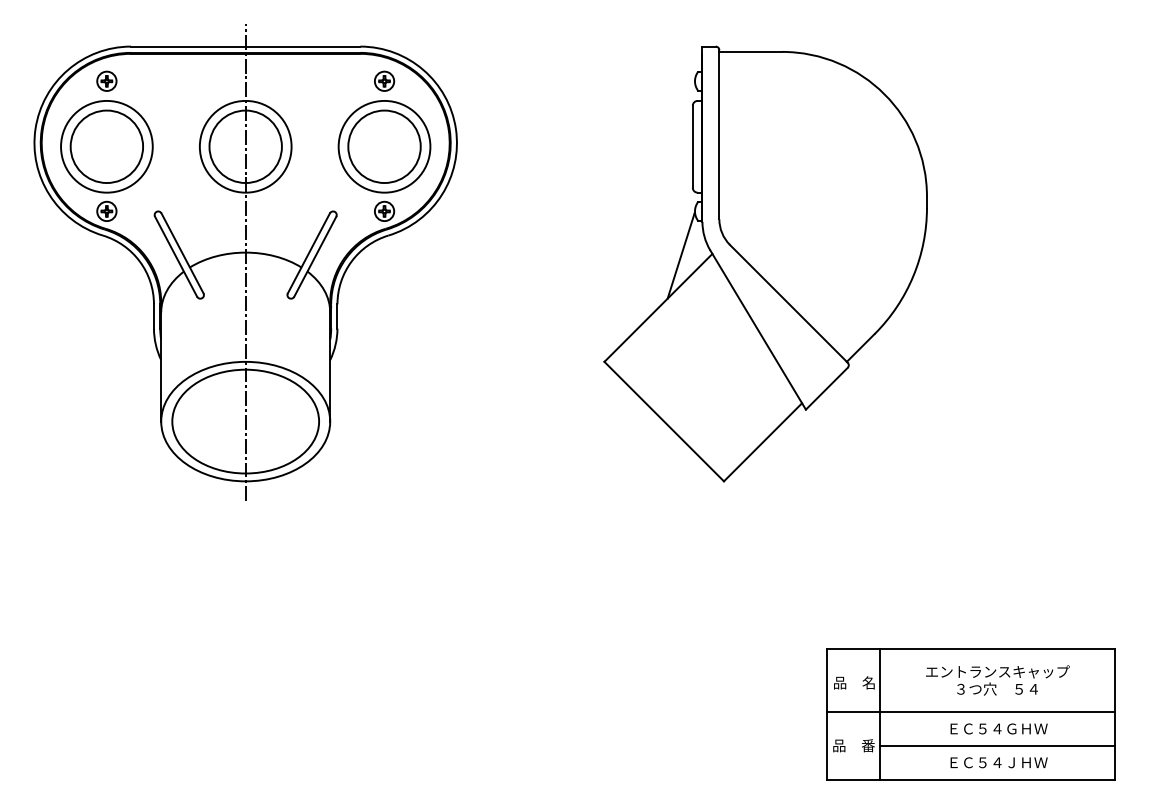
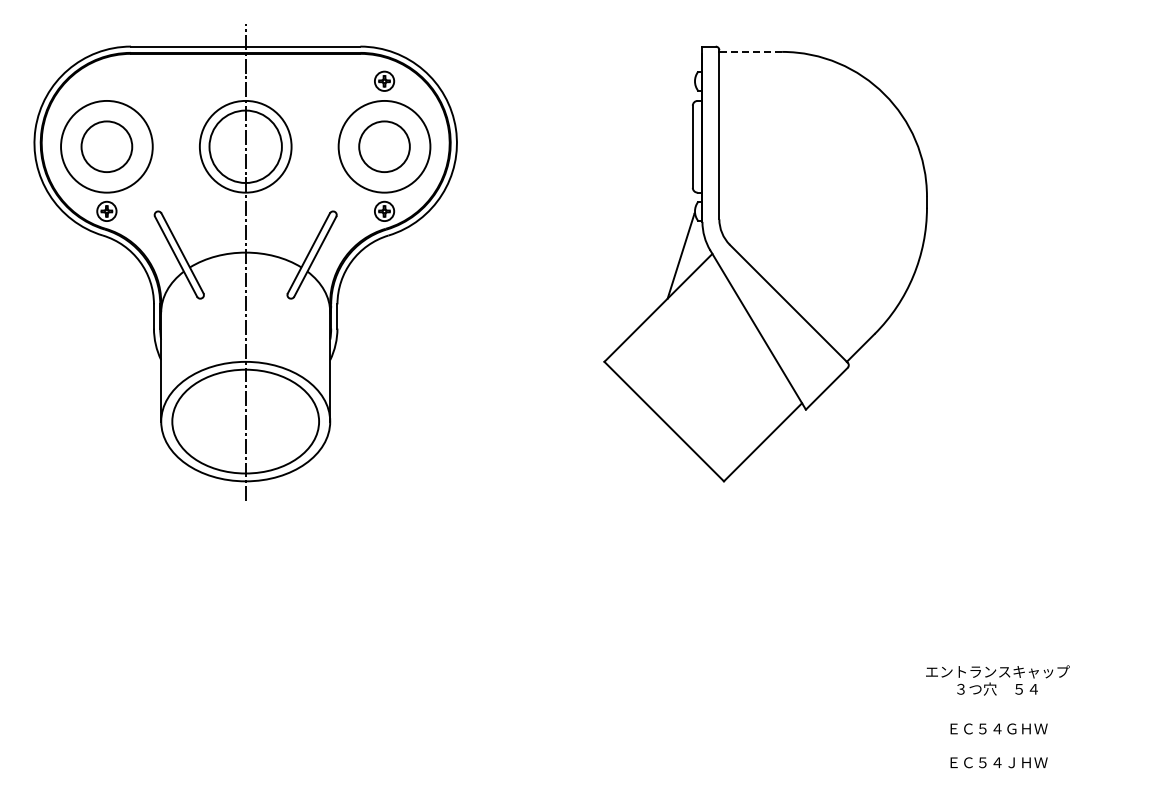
line: solid -> dashed (750, 51)
part: present -> none (106, 80)
circle diameter: 72 px -> 51 px (106, 146)
circle diameter: 72 px -> 51 px (384, 146)
part: present -> none (970, 714)
